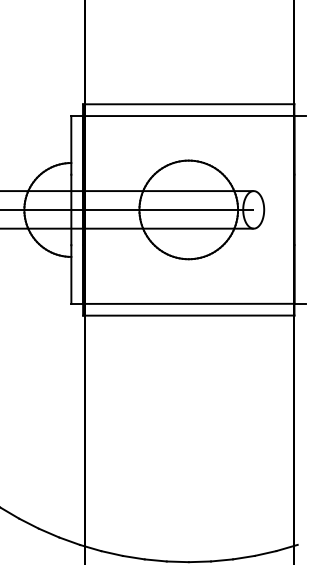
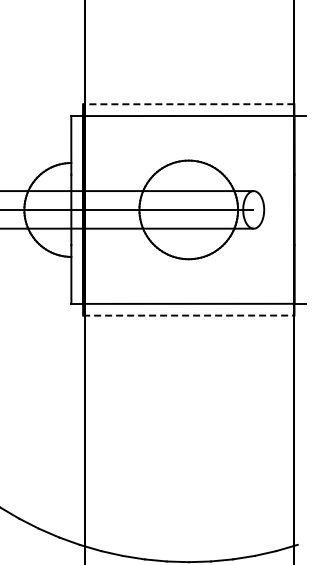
line: solid -> dashed (188, 104)
line: solid -> dashed (188, 315)
